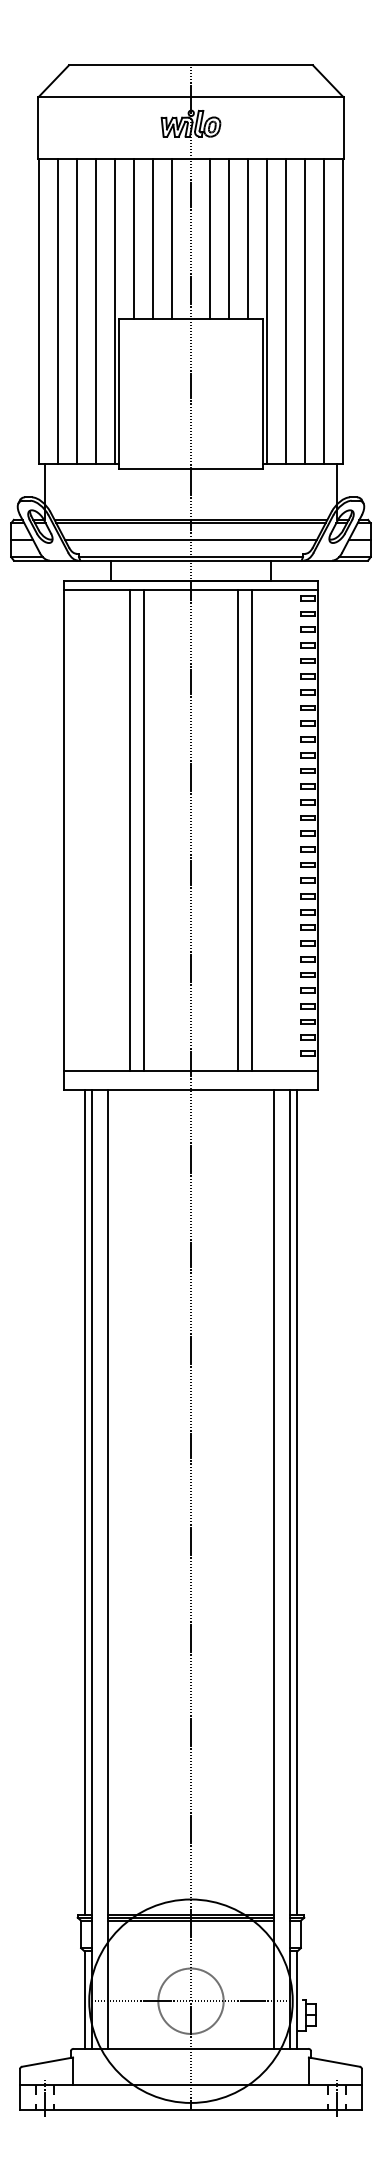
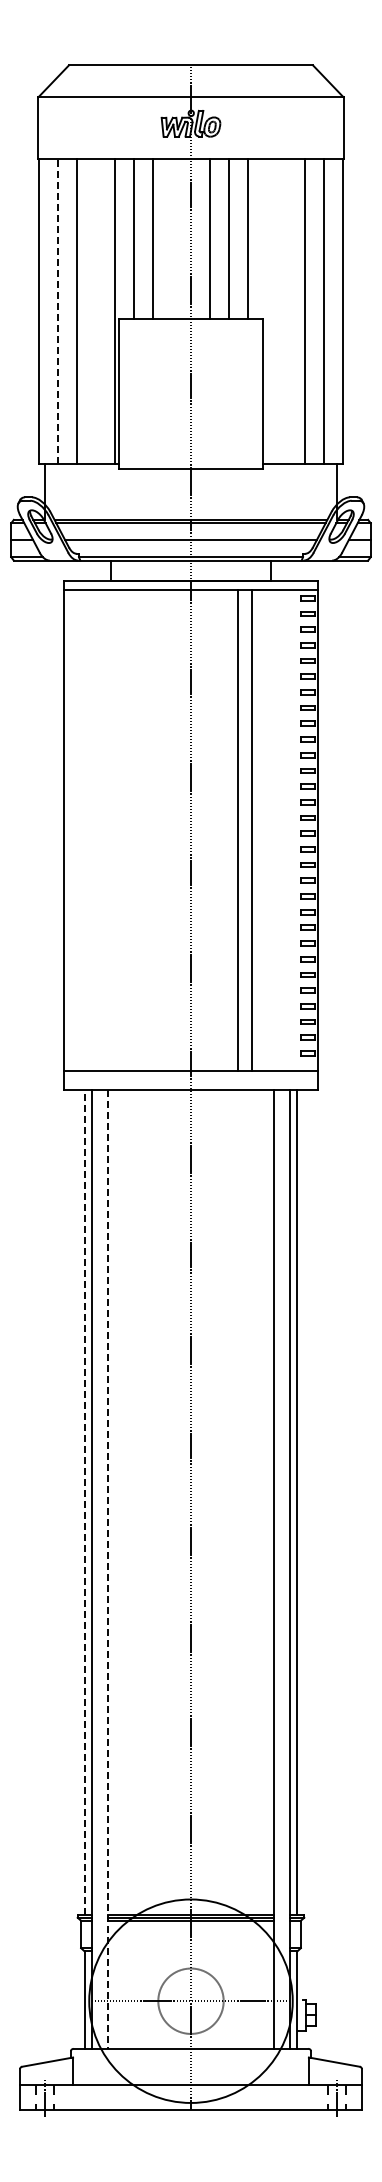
line: present -> none (172, 238)
line: solid -> dashed (57, 311)
line: present -> none (95, 311)
line: present -> none (267, 311)
line: present -> none (286, 311)
line: present -> none (129, 830)
line: present -> none (143, 830)
line: solid -> dashed (84, 1502)
line: solid -> dashed (107, 1569)
